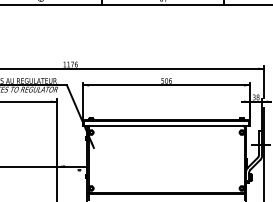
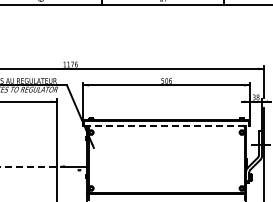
line: solid -> dashed (166, 125)
line: solid -> dashed (30, 166)
